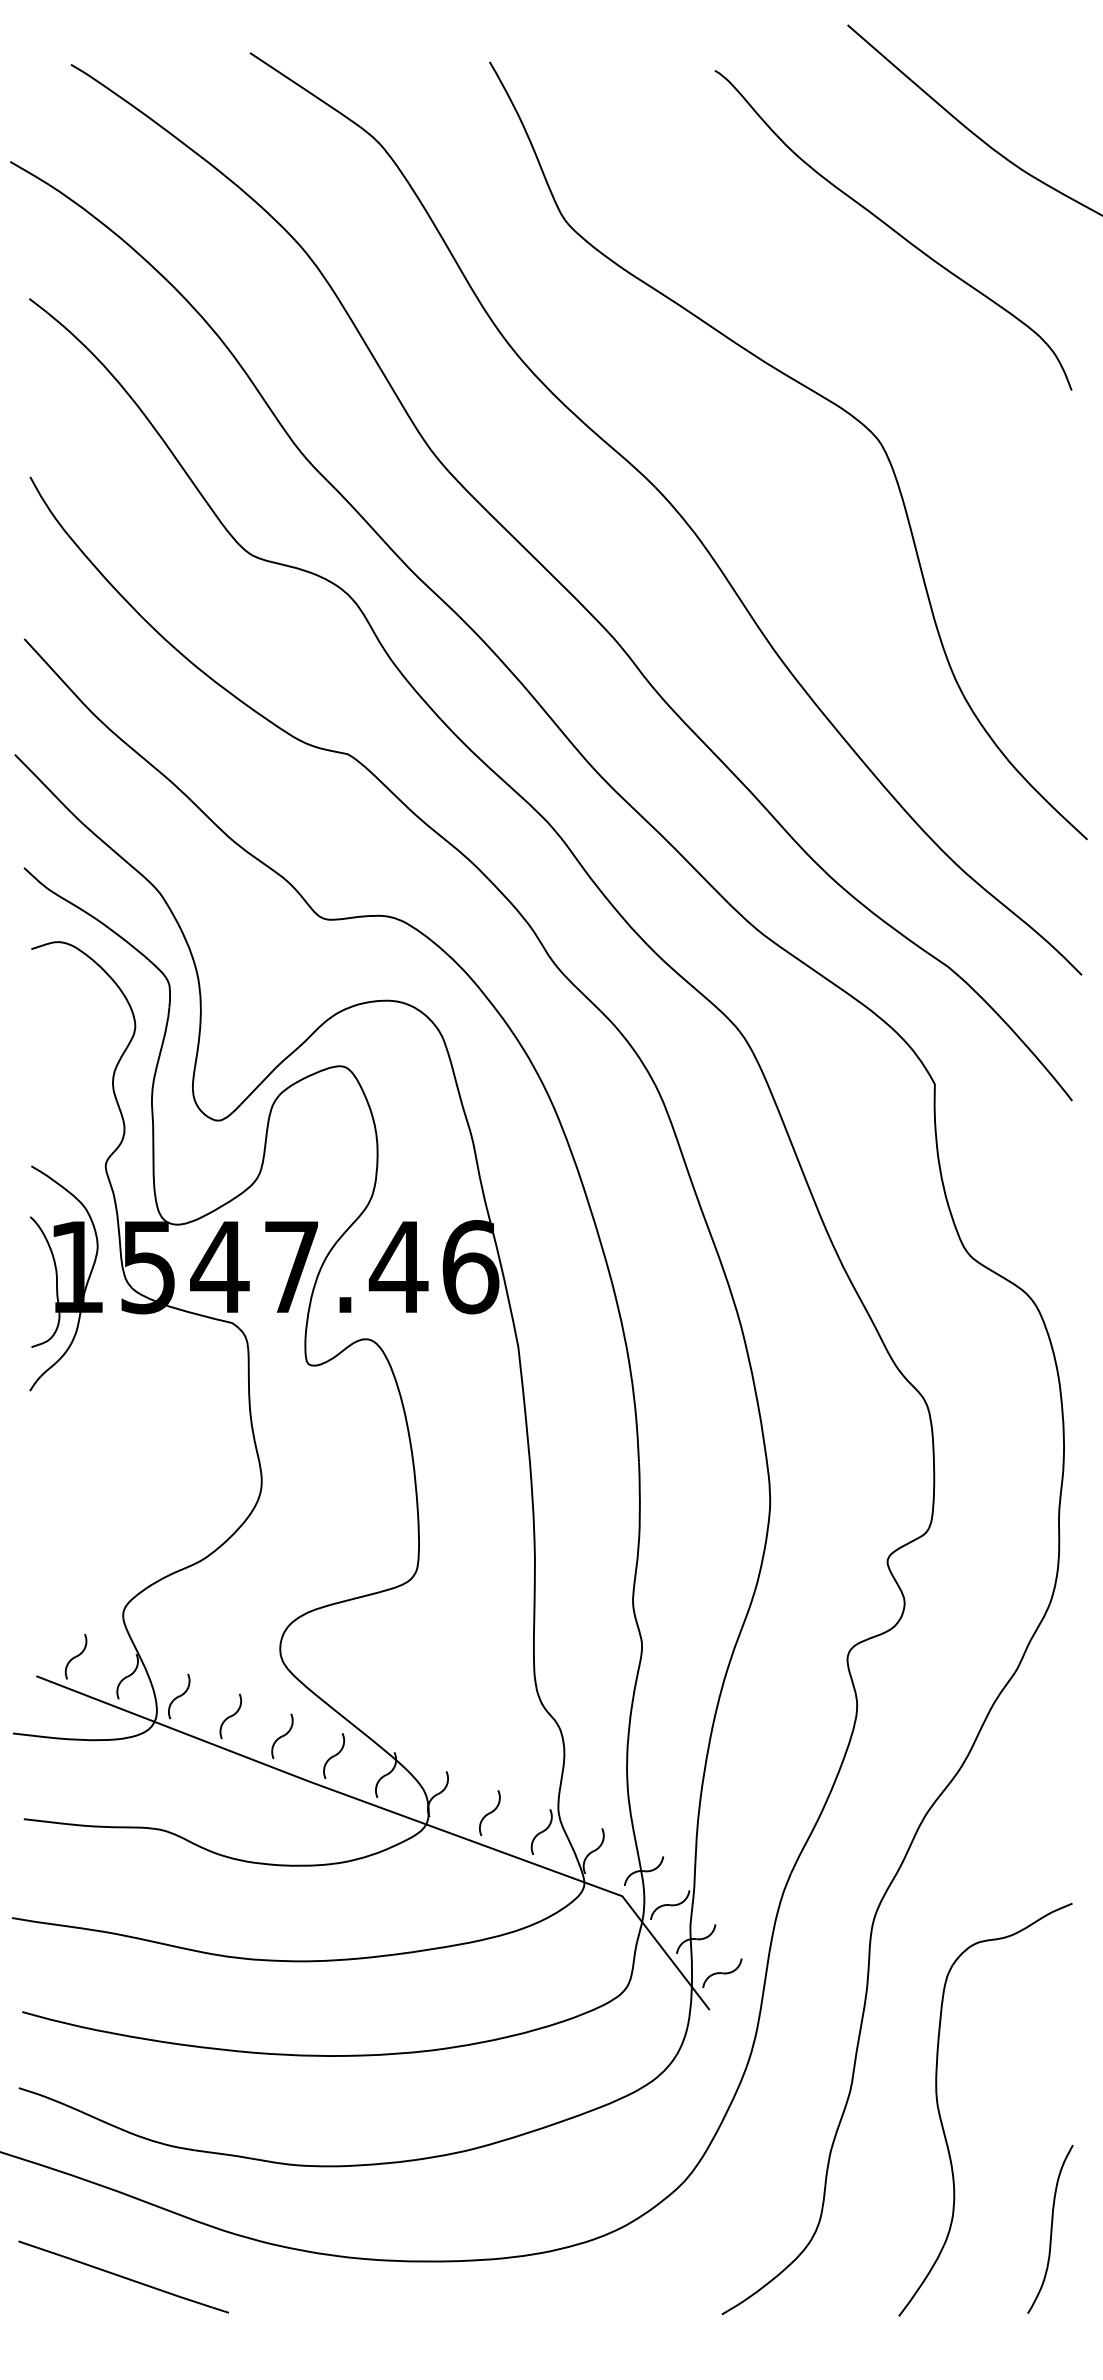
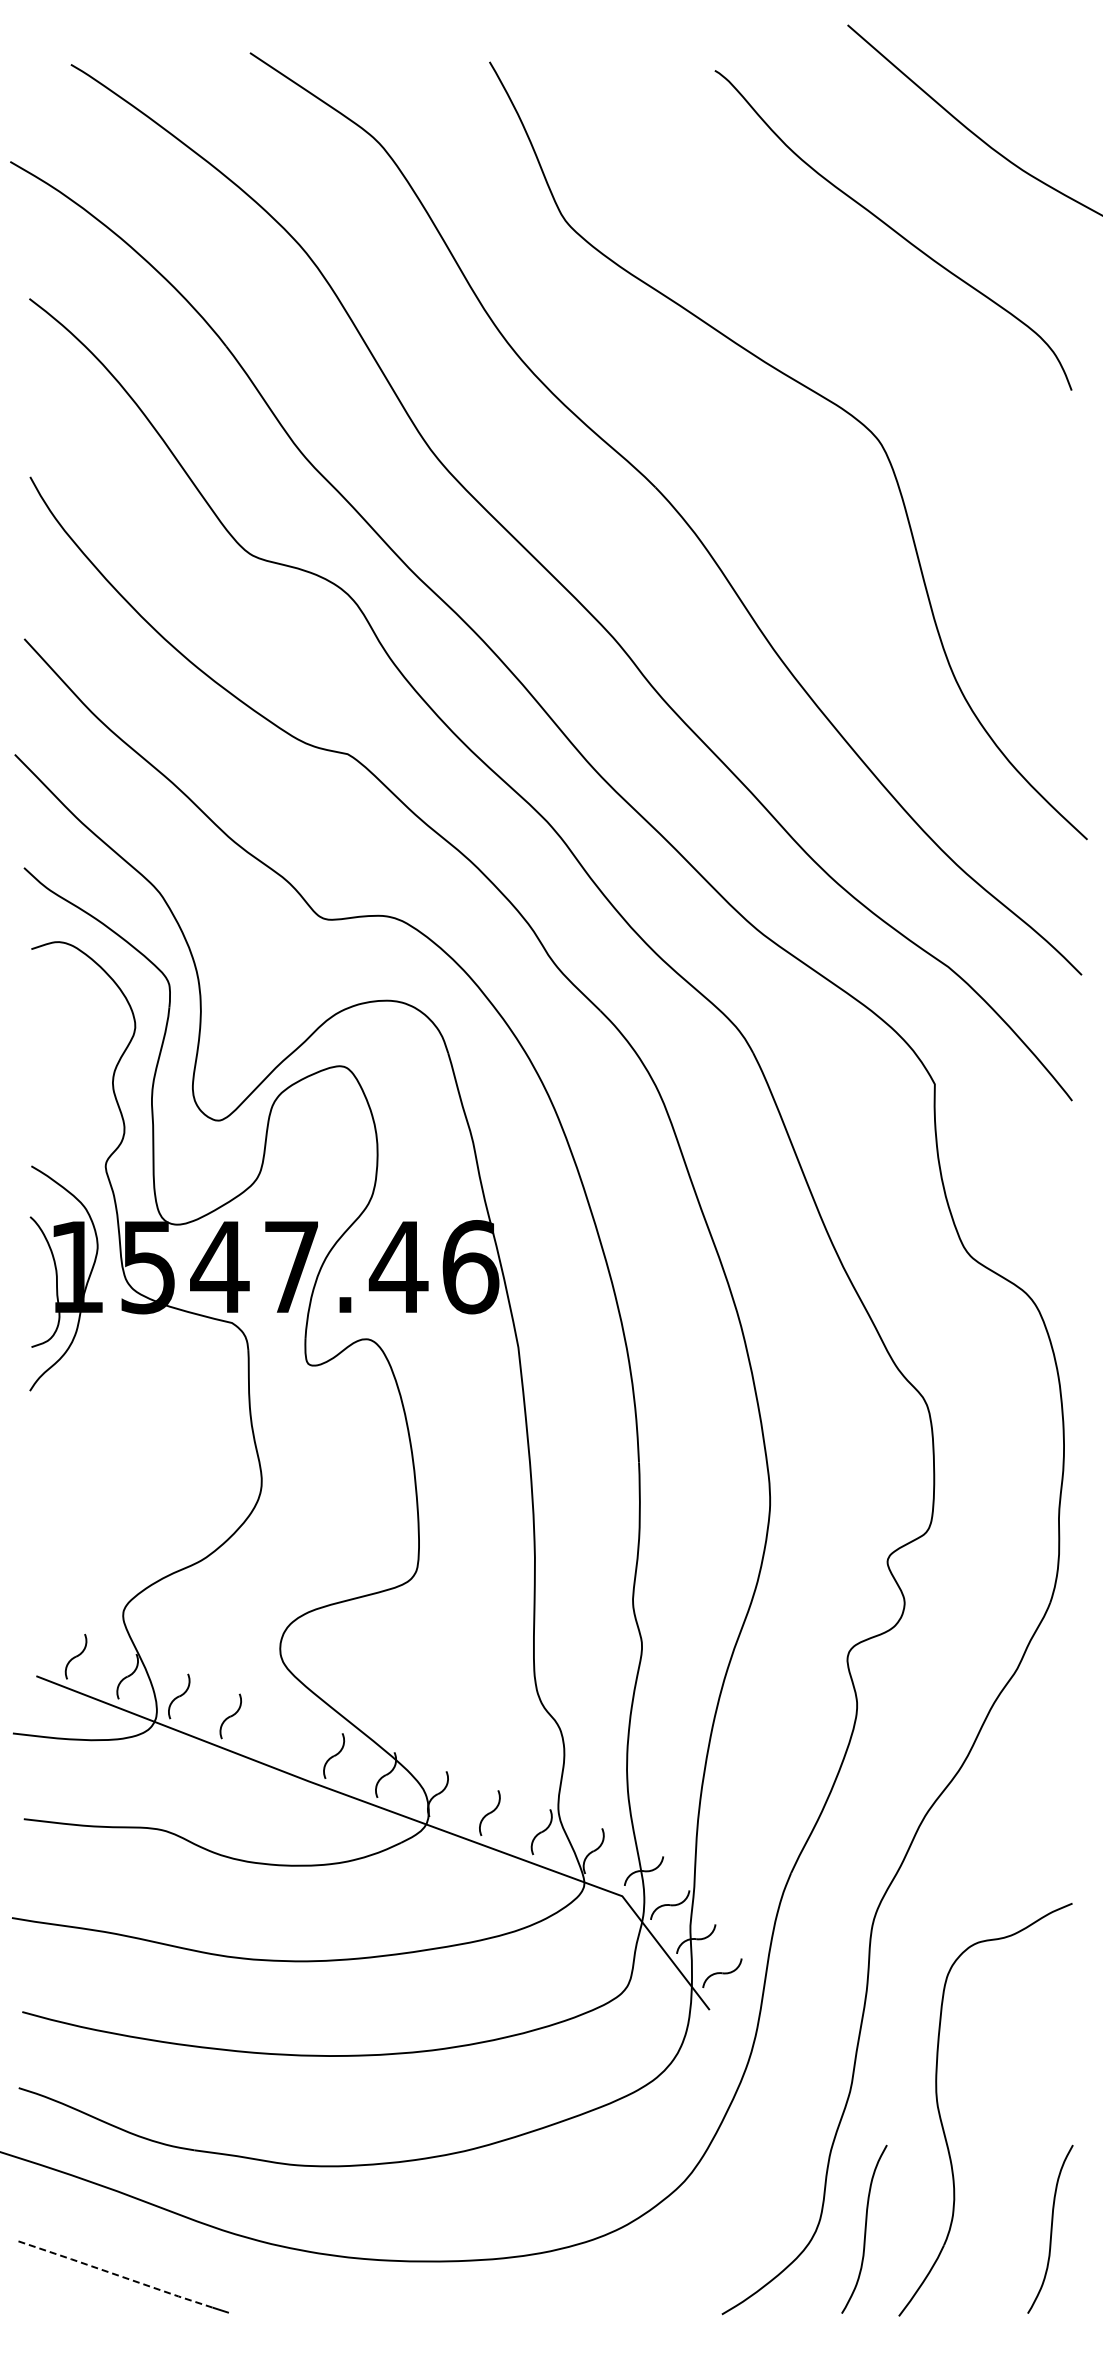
part: present -> none (282, 1735)
curve: none -> present (864, 2228)
line: solid -> dashed (115, 2274)
